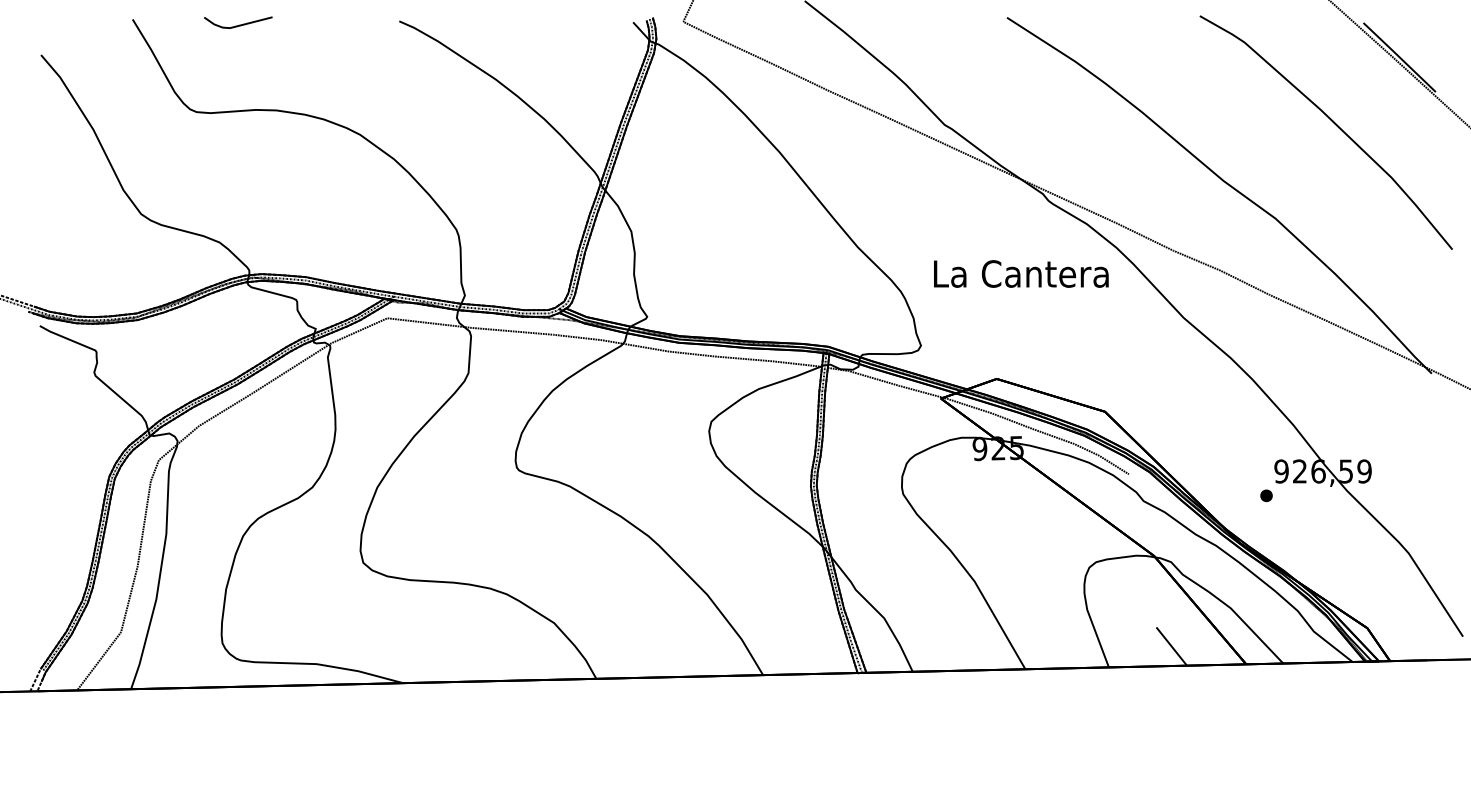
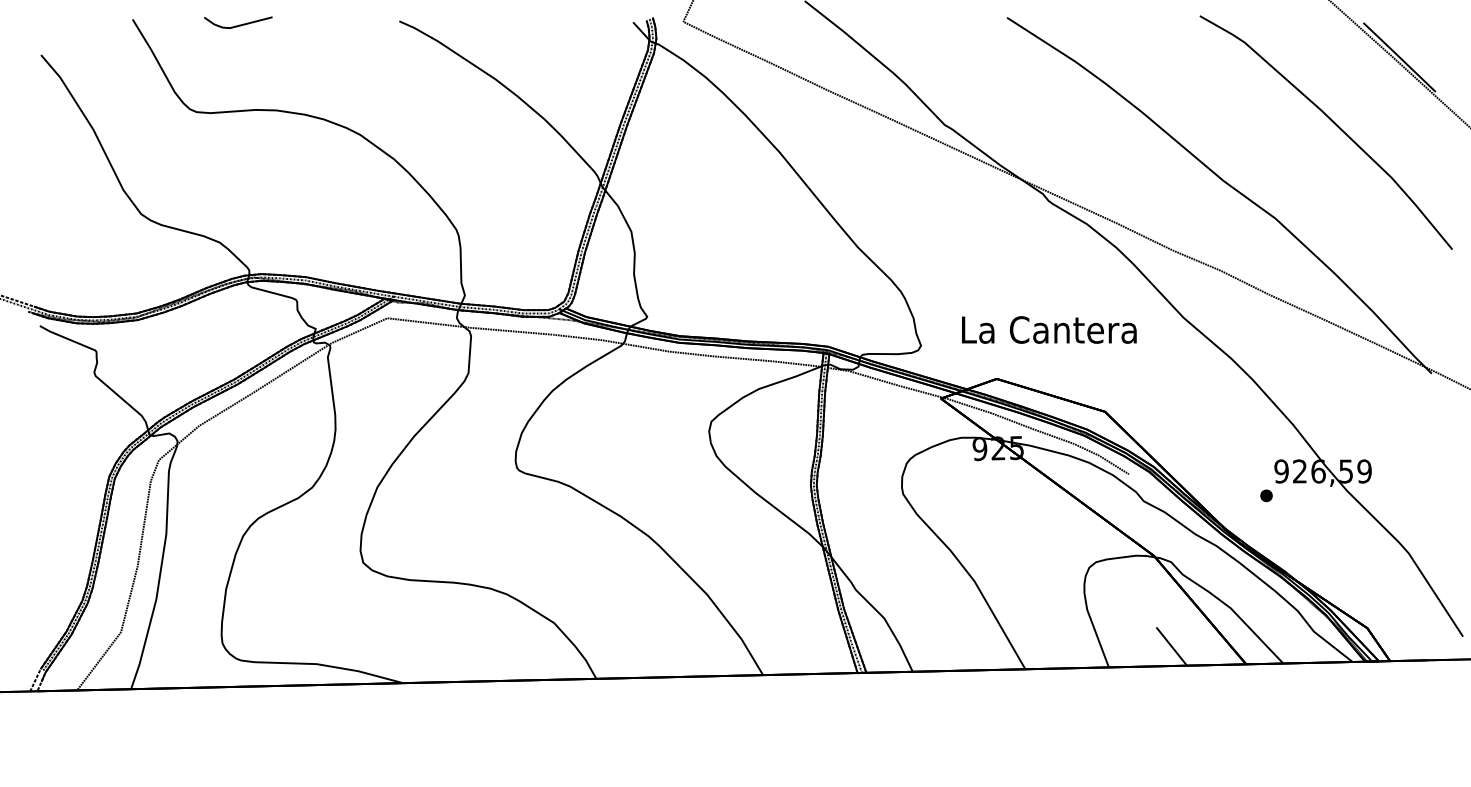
text position: (1021, 273) -> (1049, 329) (1049, 329)
